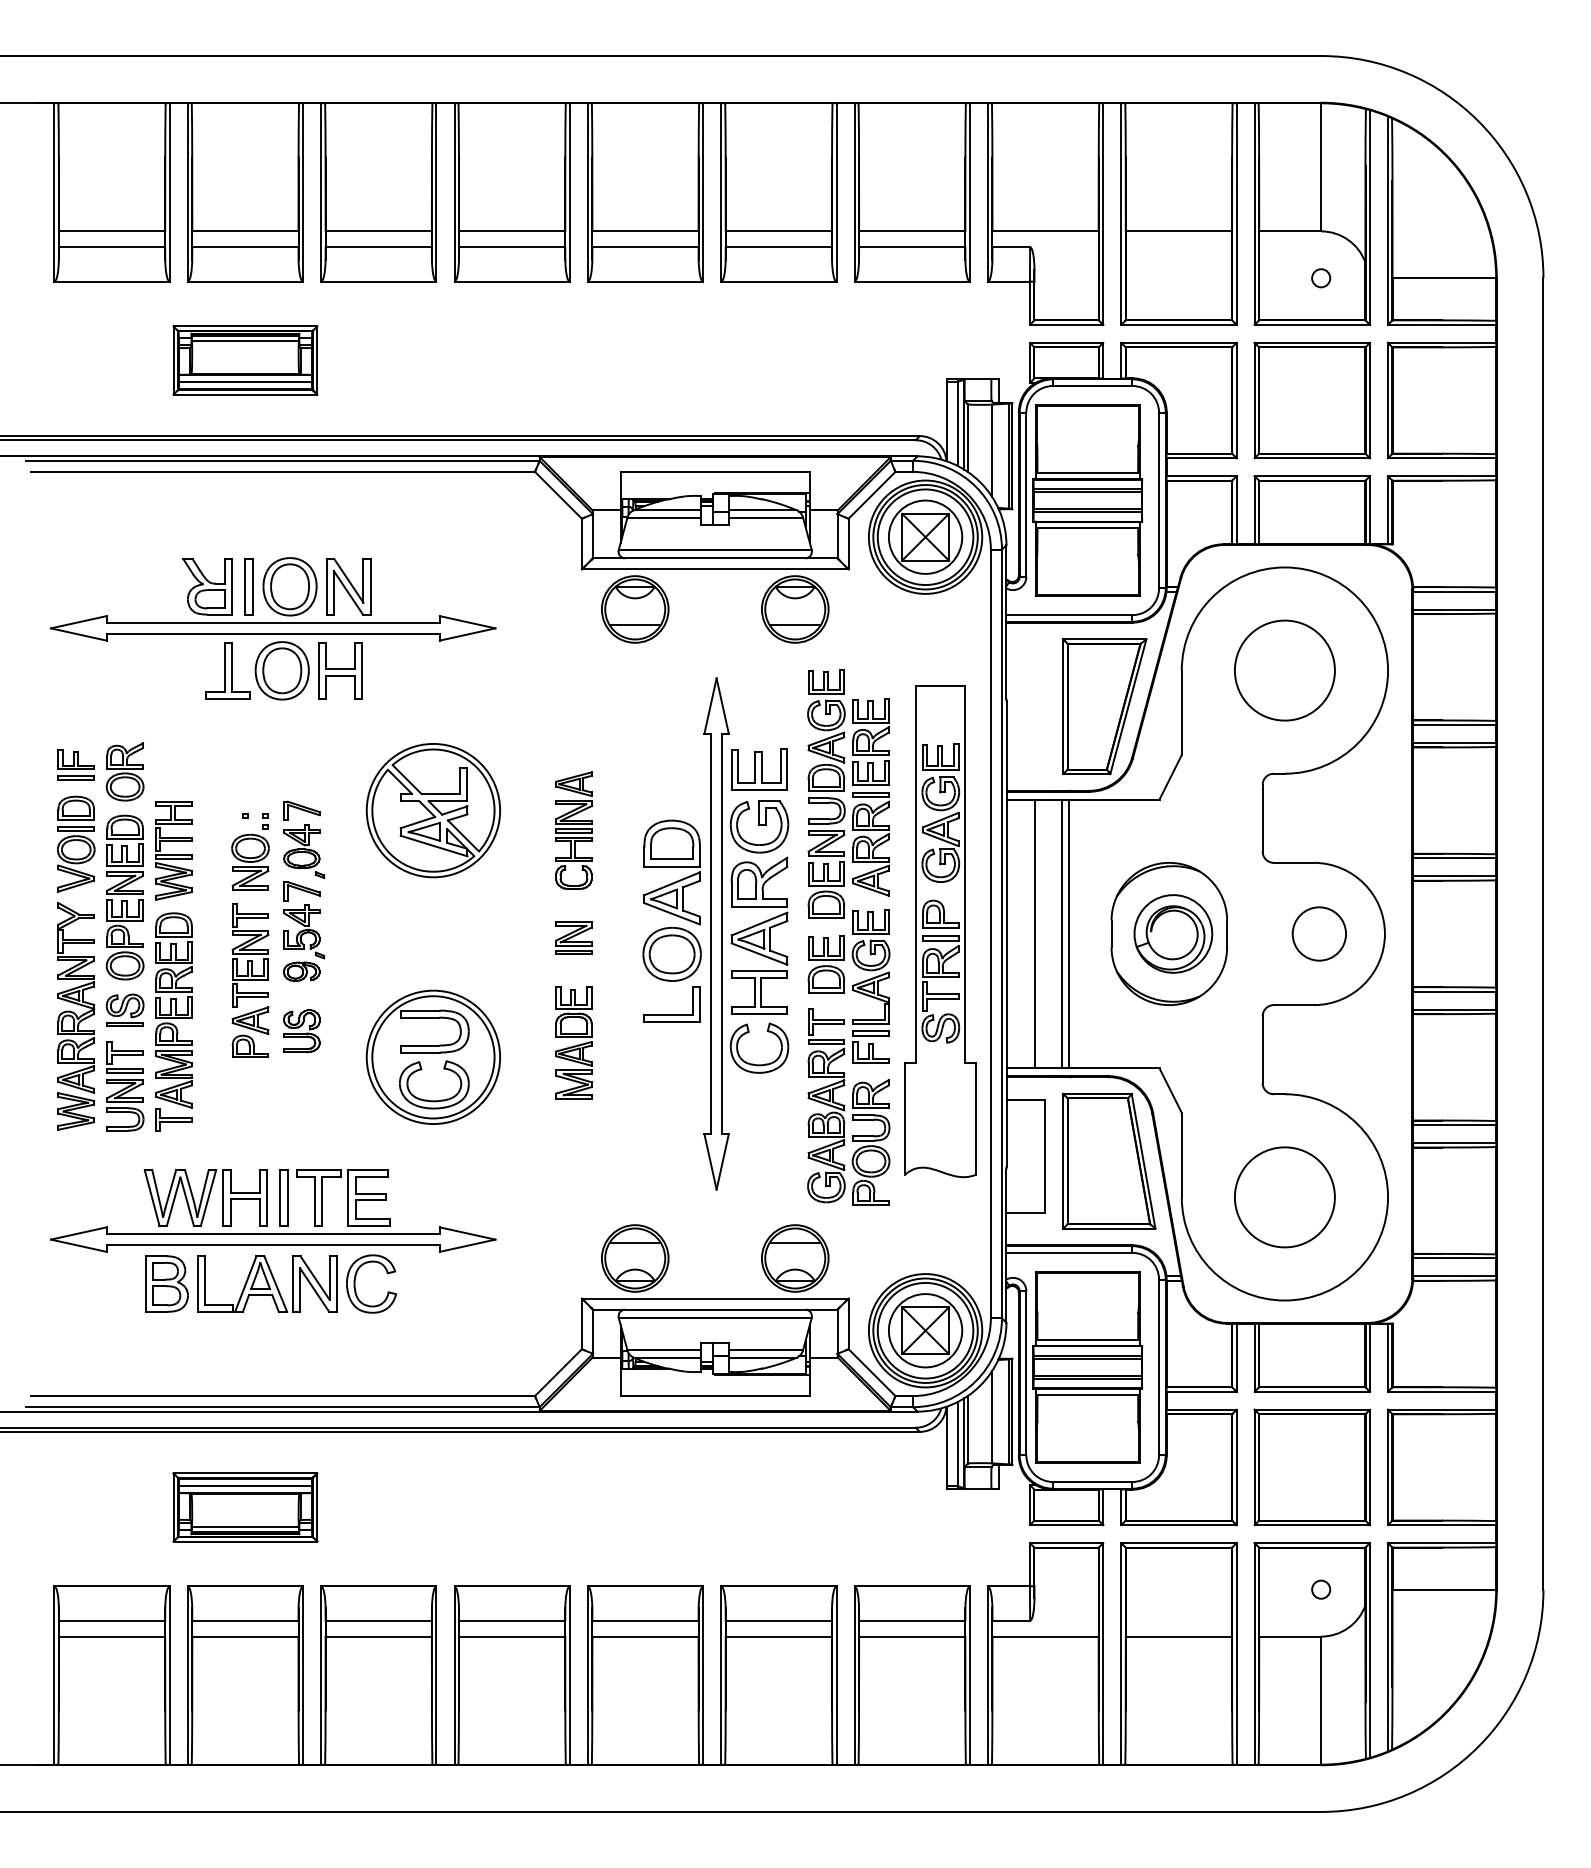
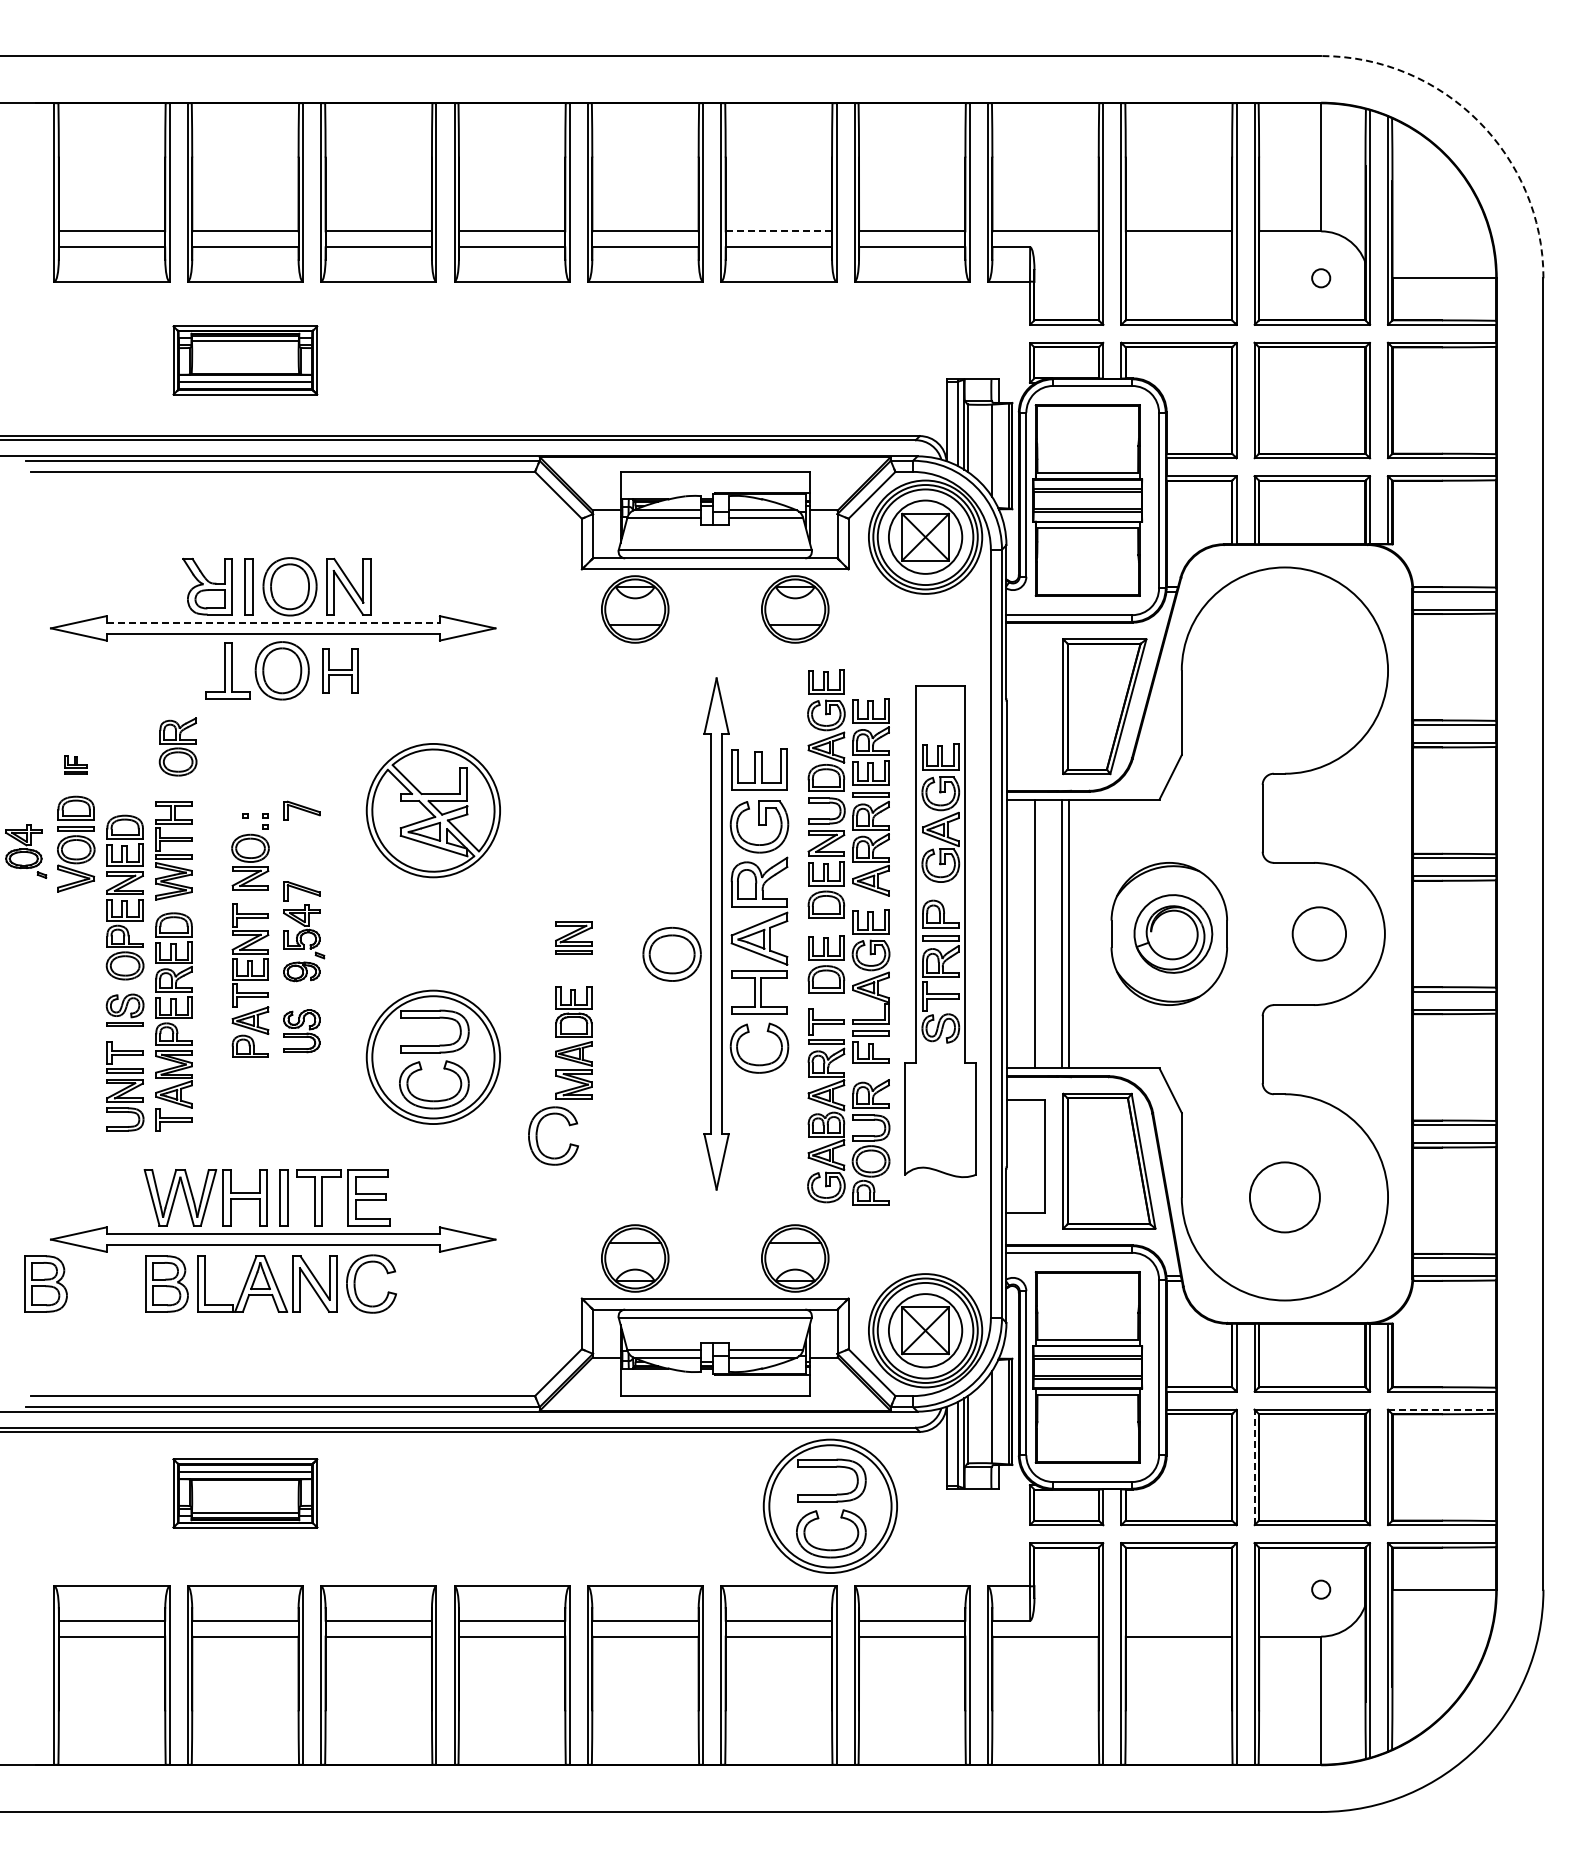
arc: solid -> dashed (1478, 121)
line: solid -> dashed (779, 231)
line: solid -> dashed (273, 622)
part size: 45x58 px -> 37x46 px (340, 670)
circle: present -> none (1284, 670)
part size: 38x32 px -> 24x20 px (75, 764)
part position: (124, 771) -> (177, 746) (177, 746)
part: present -> none (573, 830)
part position: (304, 851) -> (26, 851) (26, 851)
part: present -> none (671, 872)
part: present -> none (671, 1014)
part: present -> none (76, 1016)
part: none -> present (537, 1135)
circle size: 102x103 px -> 72x73 px (1284, 1197)
part: none -> present (45, 1283)
line: solid -> dashed (1442, 1409)
line: solid -> dashed (1254, 1467)
part: none -> present (829, 1505)
part position: (245, 1507) -> (245, 1493) (245, 1493)
